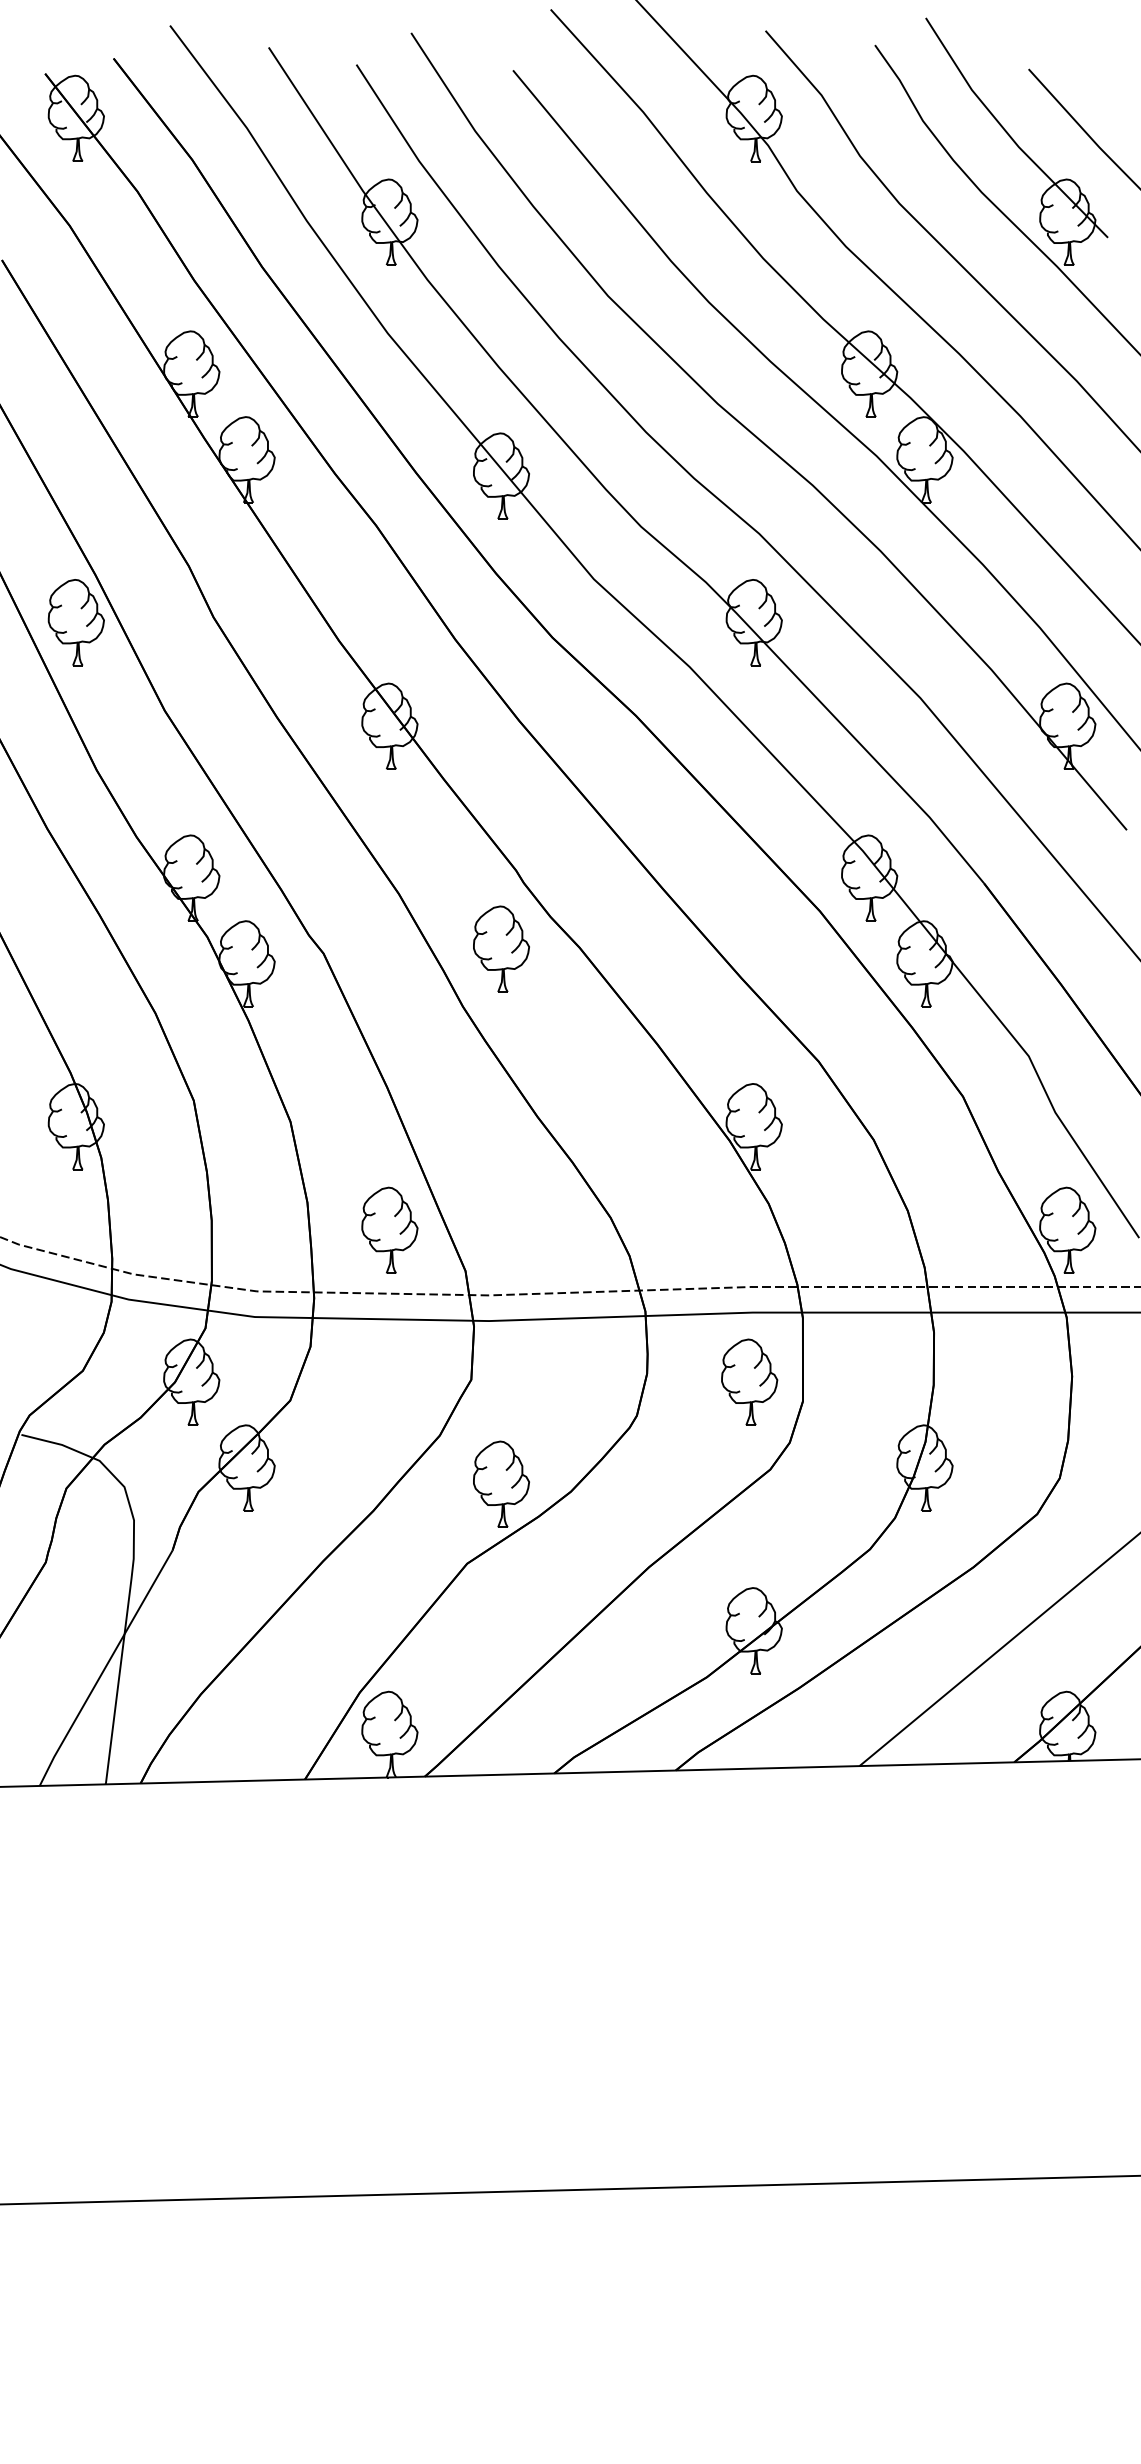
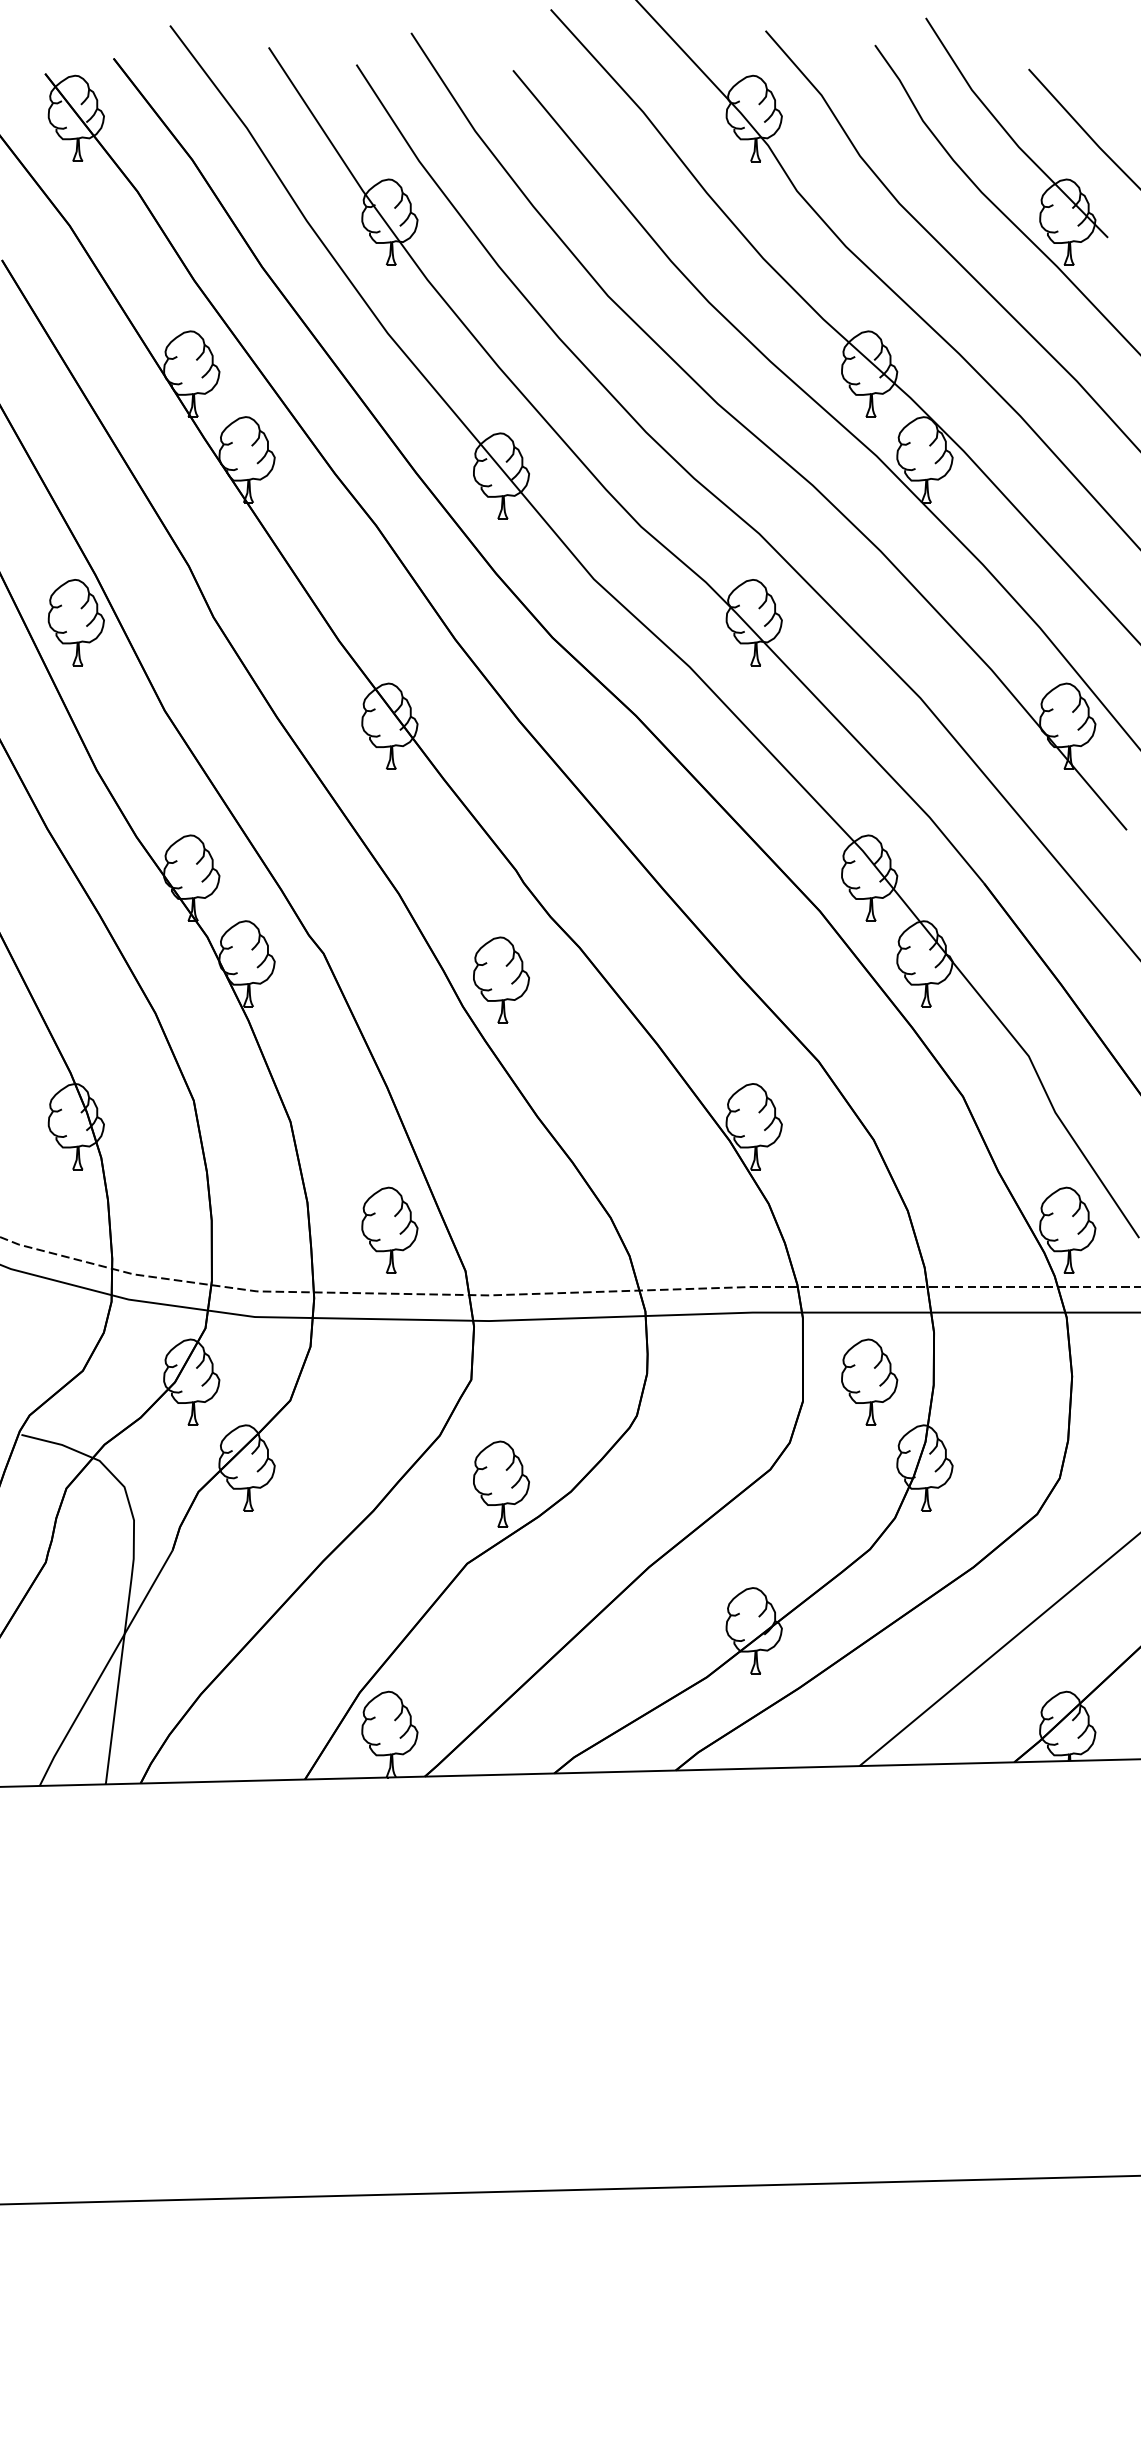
part position: (501, 948) -> (501, 979) (501, 979)
part position: (749, 1381) -> (869, 1381) (869, 1381)
